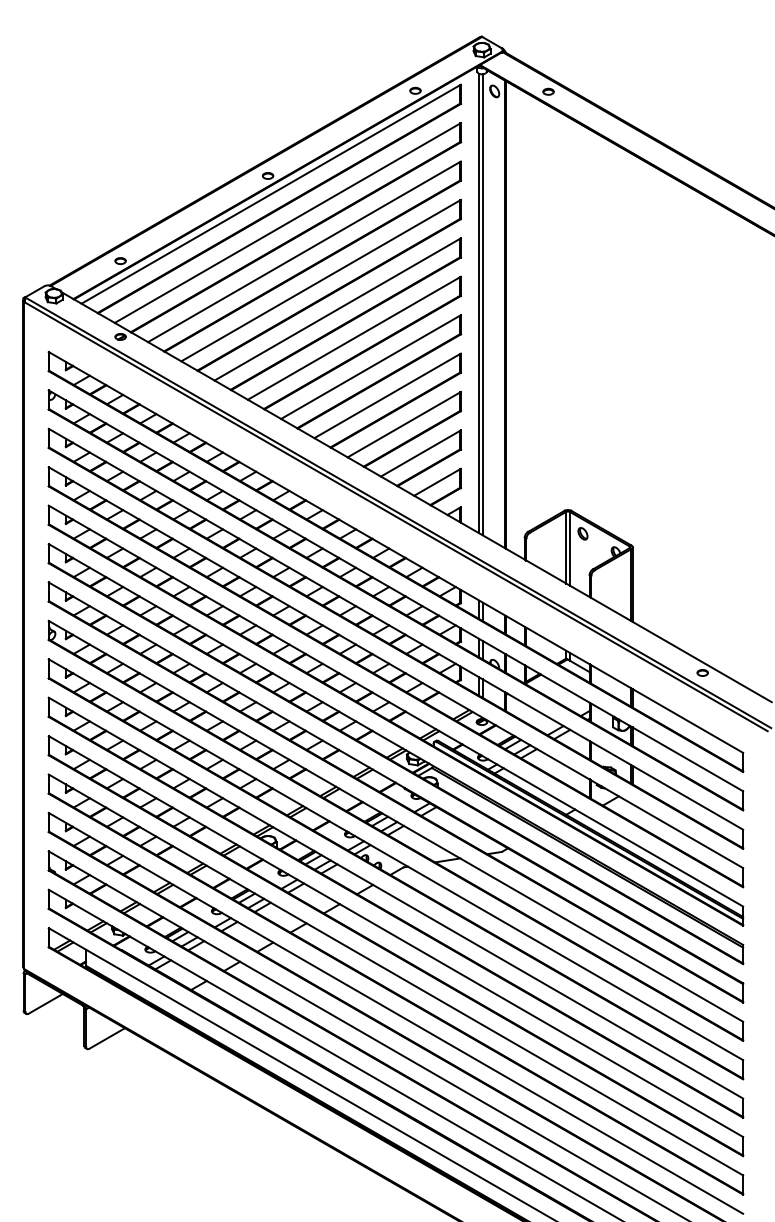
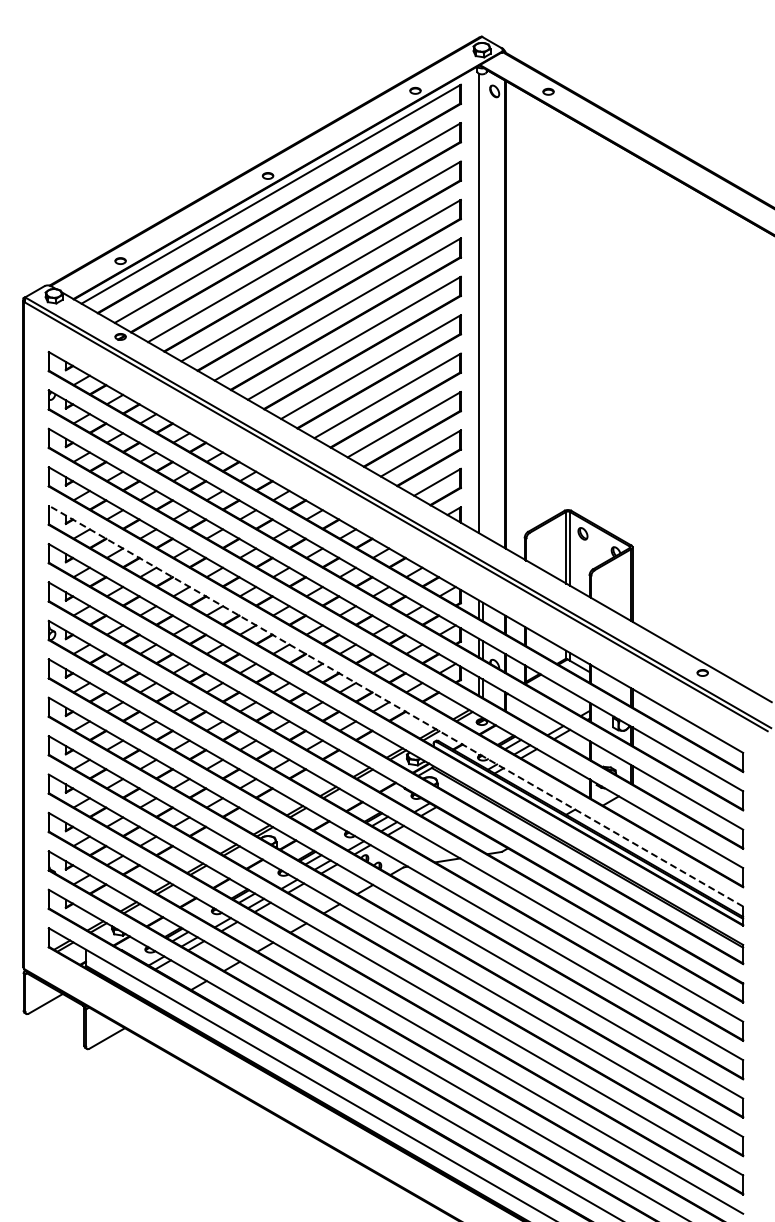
line: present -> none (482, 304)
line: solid -> dashed (395, 706)
